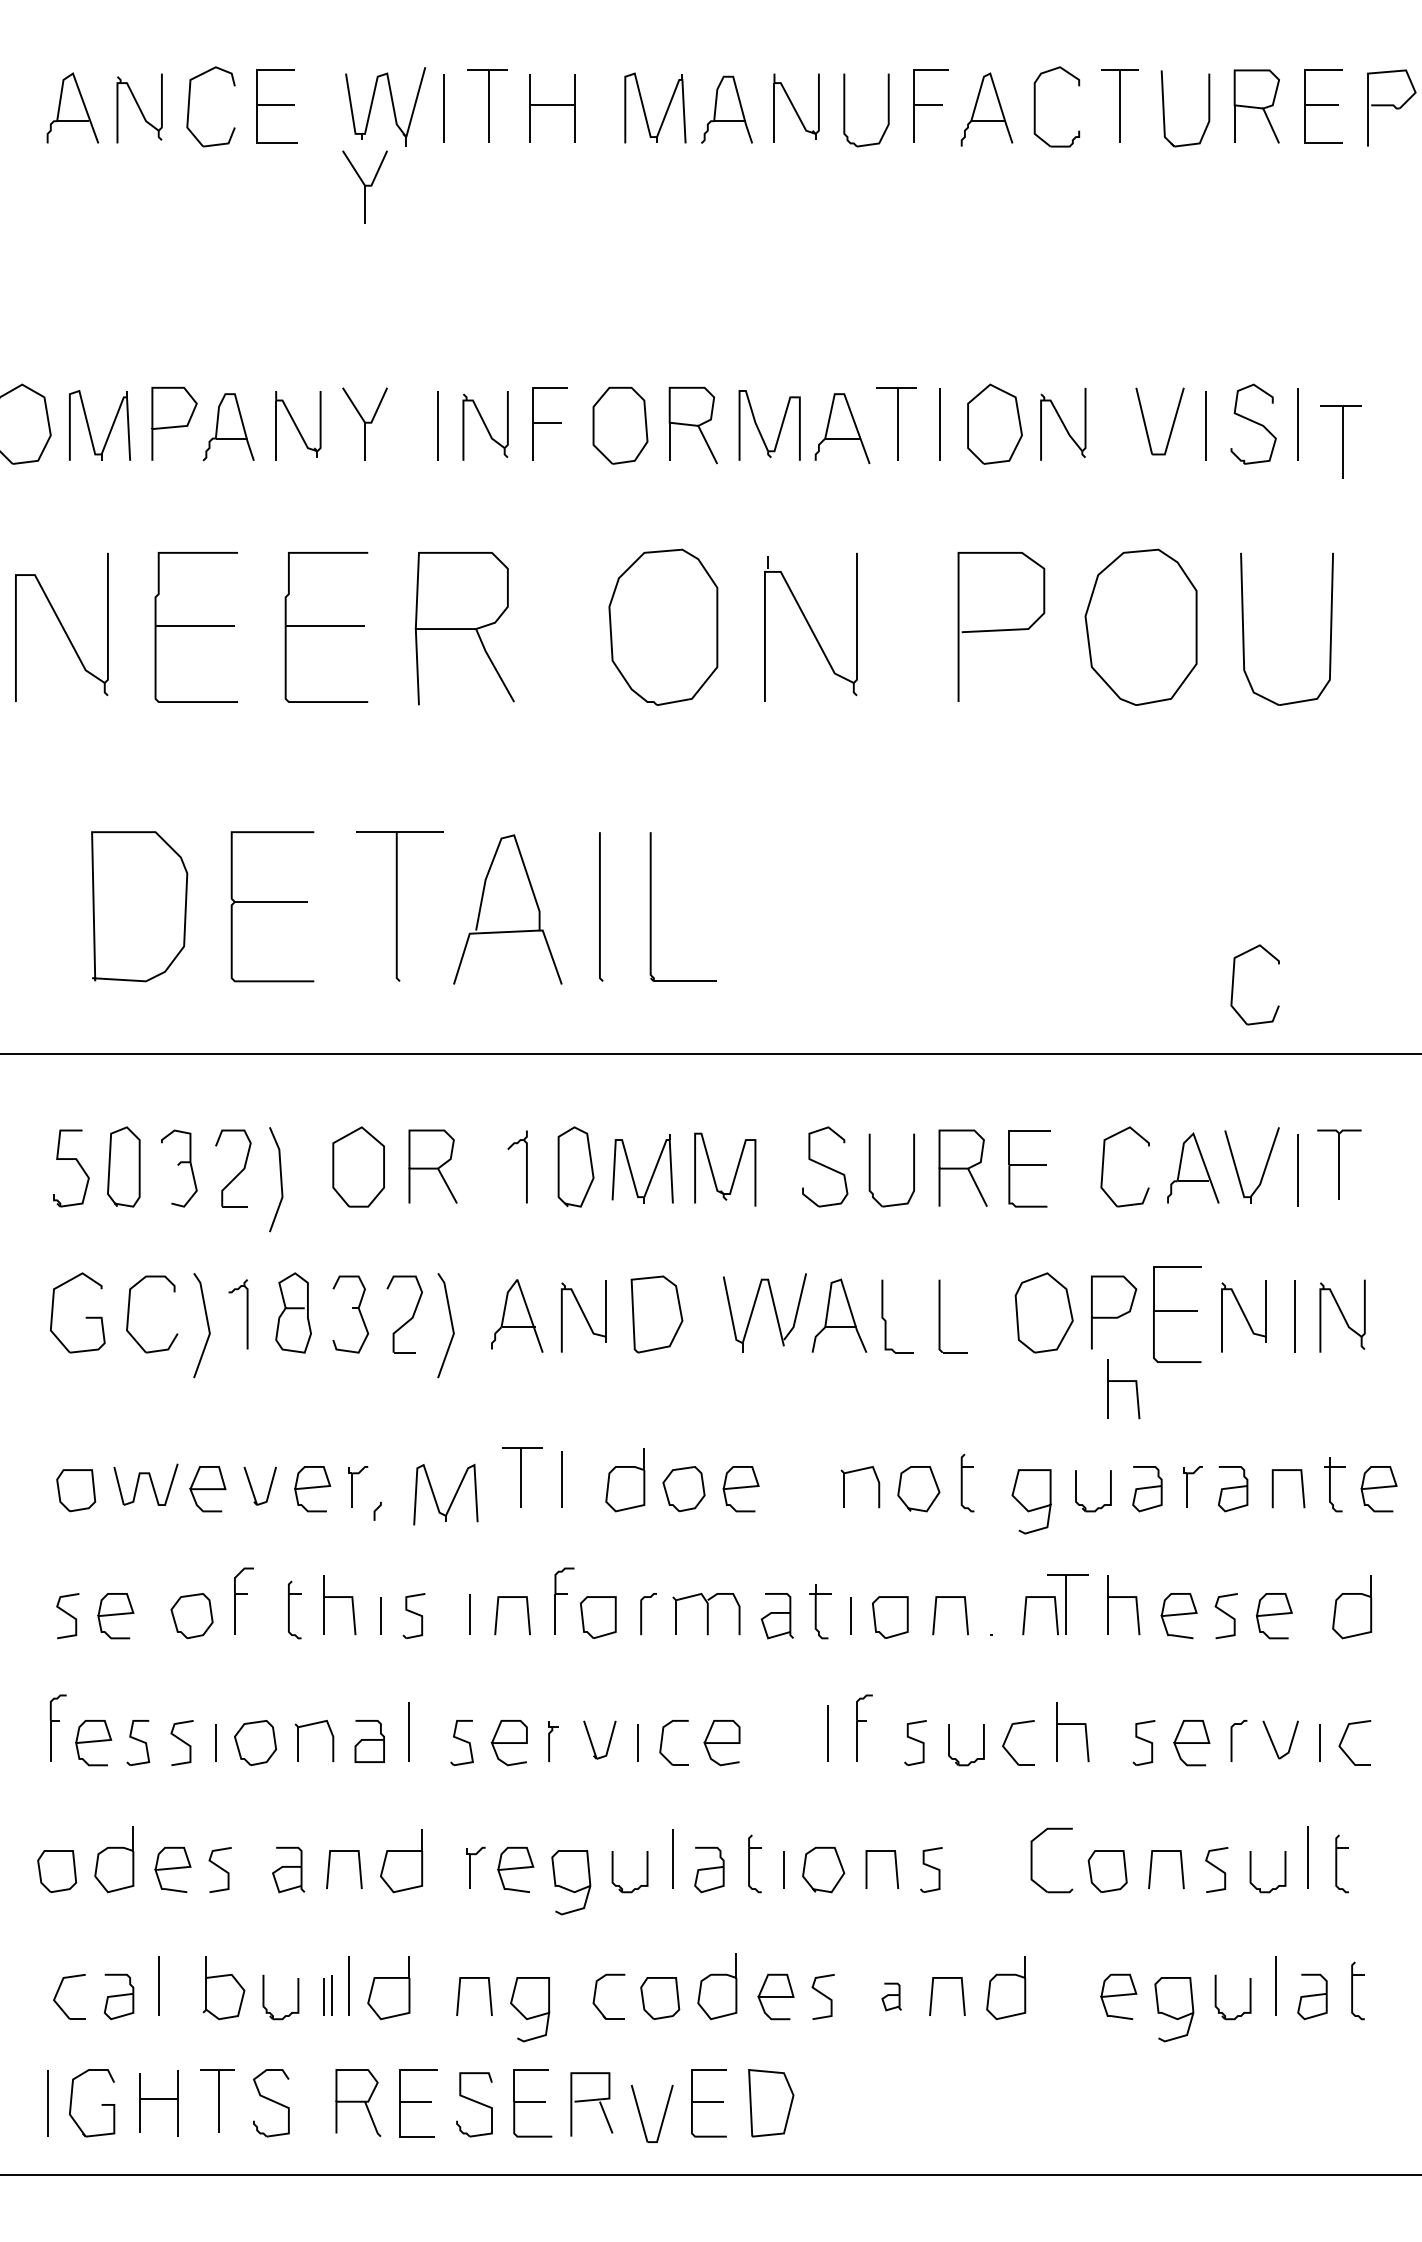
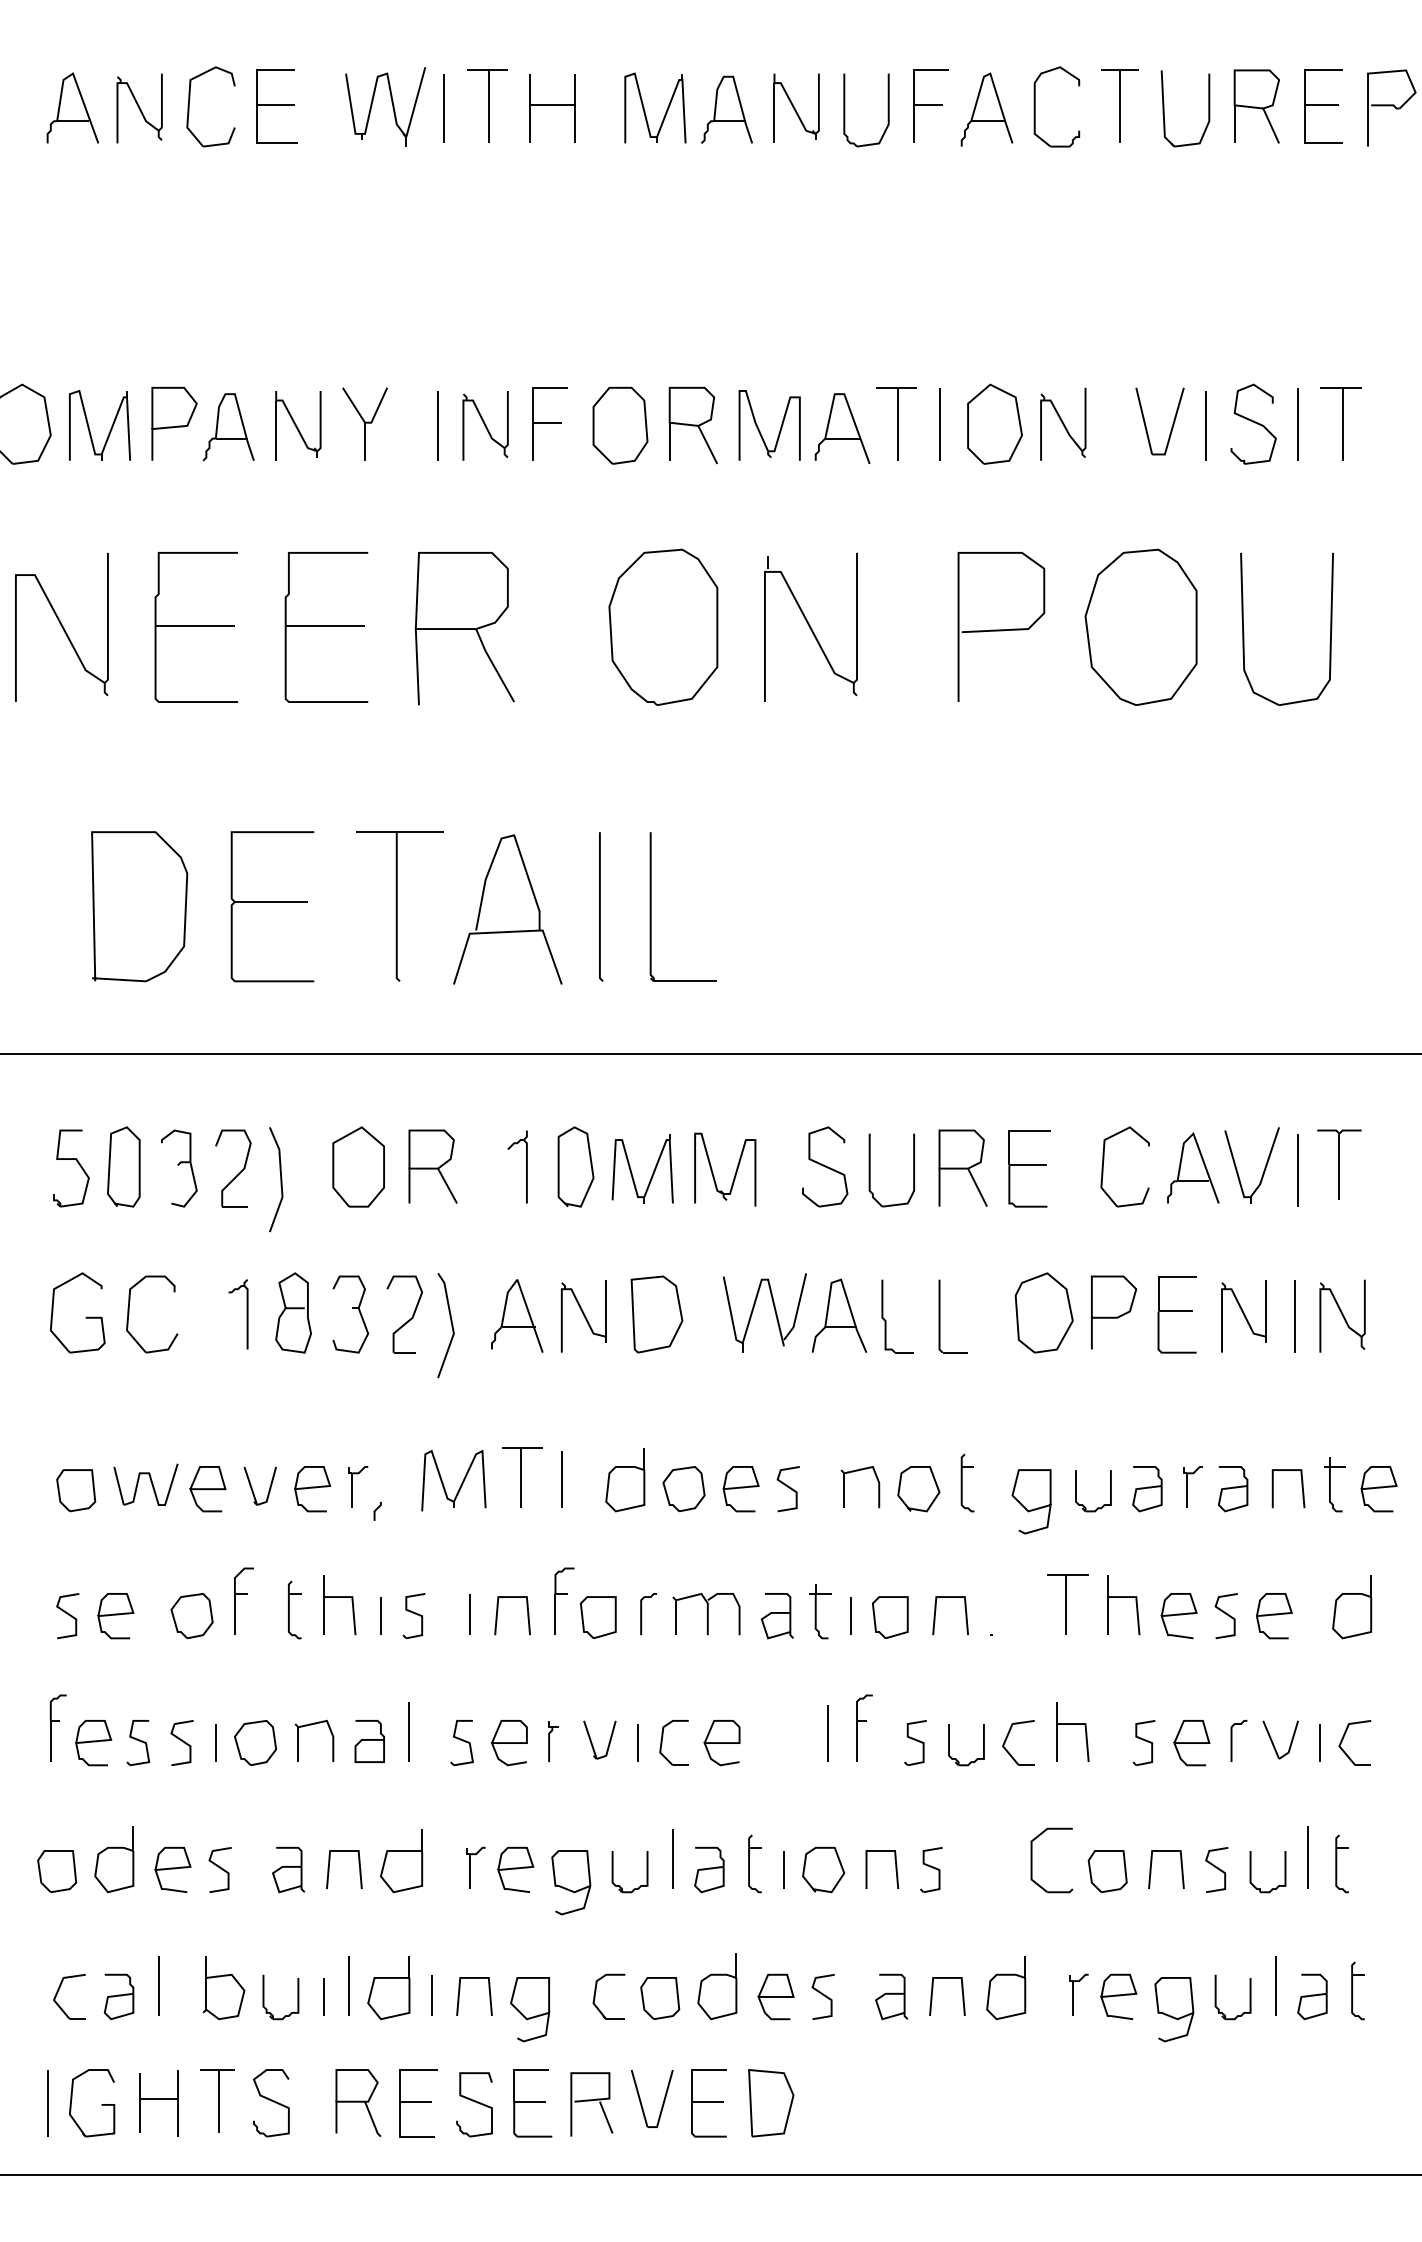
part: present -> none (364, 186)
part position: (1340, 441) -> (1340, 423) (1340, 423)
part: present -> none (1234, 978)
part size: 49x97 px -> 40x78 px (1176, 1314)
line: present -> none (206, 1322)
part: present -> none (1123, 1381)
curve: none -> present (787, 1487)
part position: (453, 1496) -> (461, 1482) (461, 1482)
line: present -> none (1026, 1610)
part: none -> present (1078, 1994)
line position: (331, 1995) -> (431, 1995) (431, 1995)
part size: 21x30 px -> 34x48 px (891, 1996)
part position: (641, 2115) -> (641, 2100) (641, 2100)
